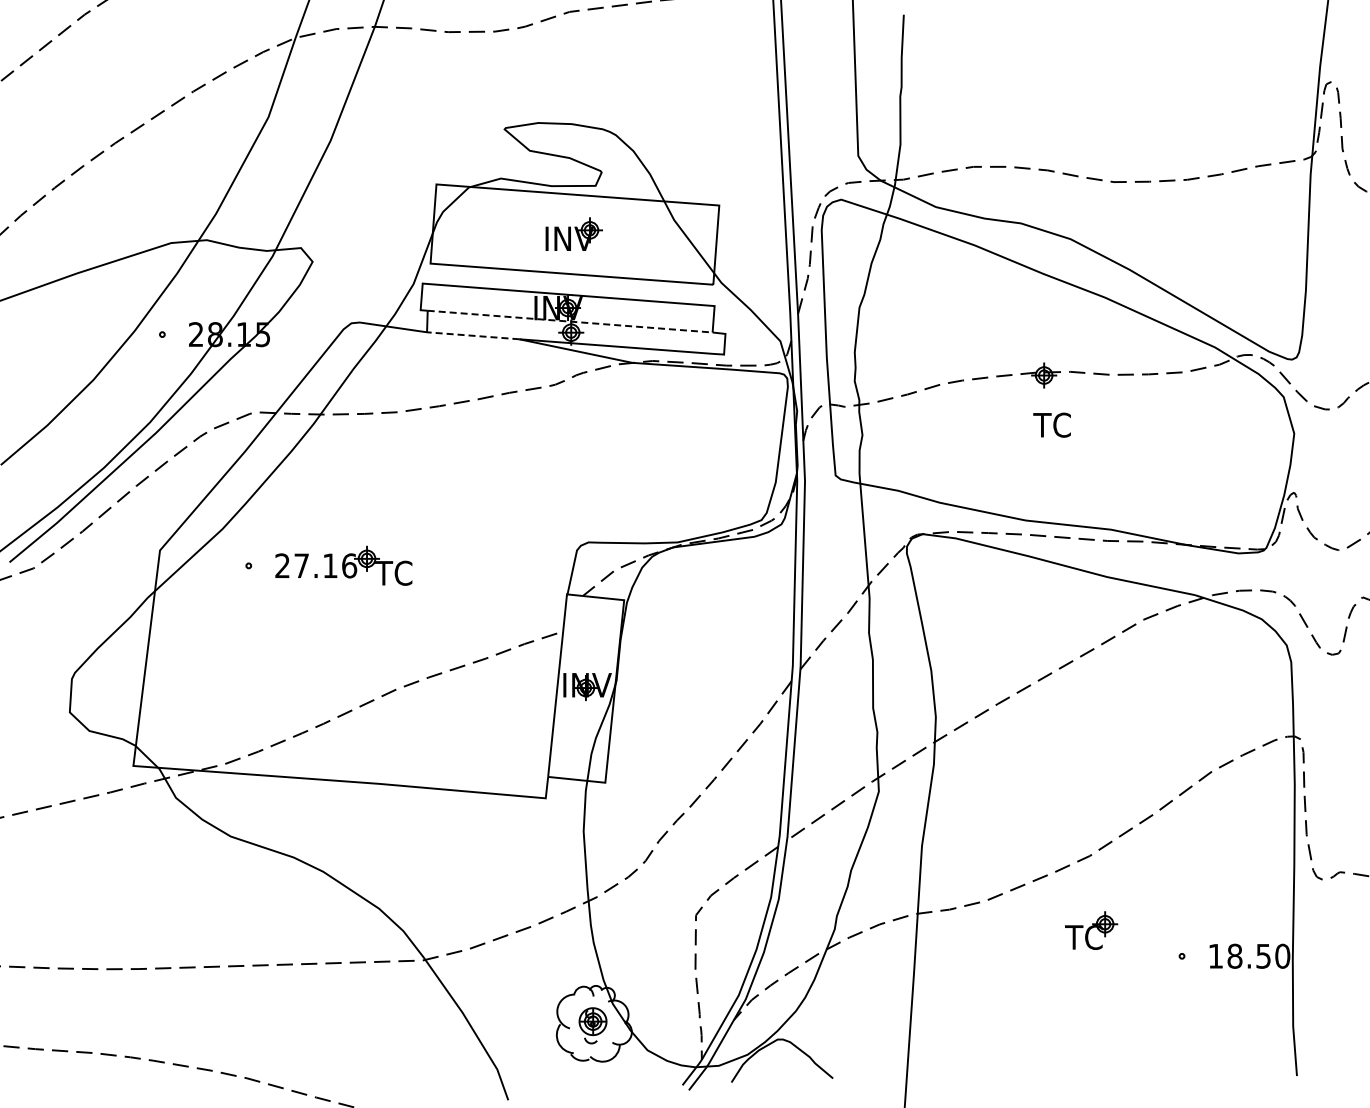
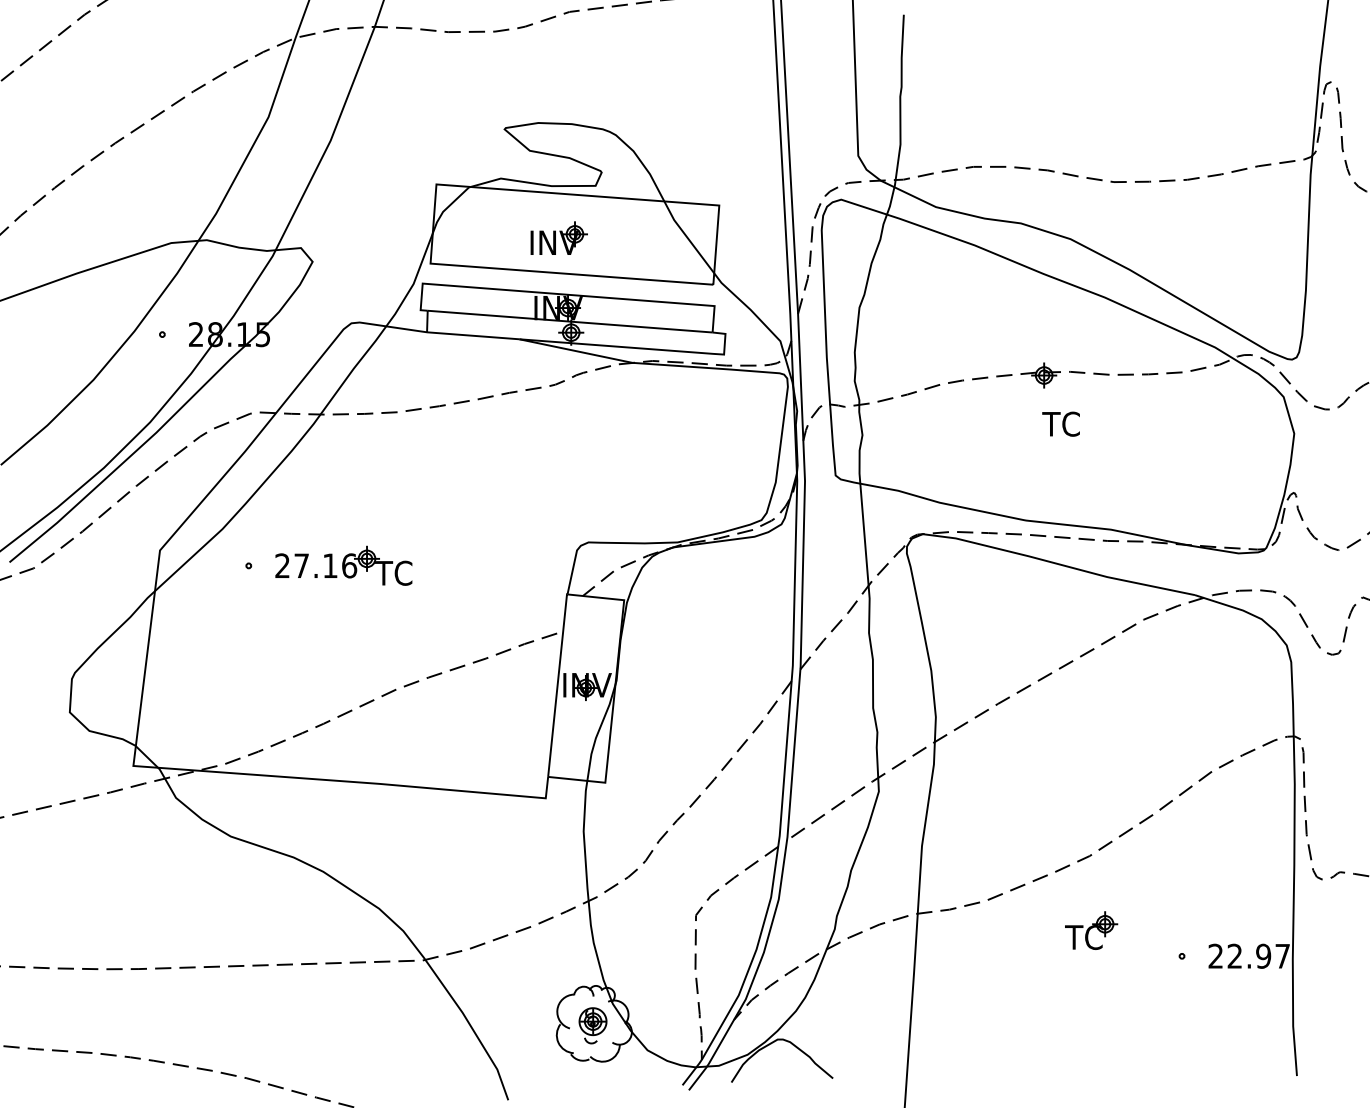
part position: (573, 233) -> (558, 237) (558, 237)
line: dashed -> solid (570, 321)
line: dashed -> solid (472, 335)
text position: (1051, 424) -> (1060, 423) (1060, 423)
text: 18.50 -> 22.97 (1249, 955)
